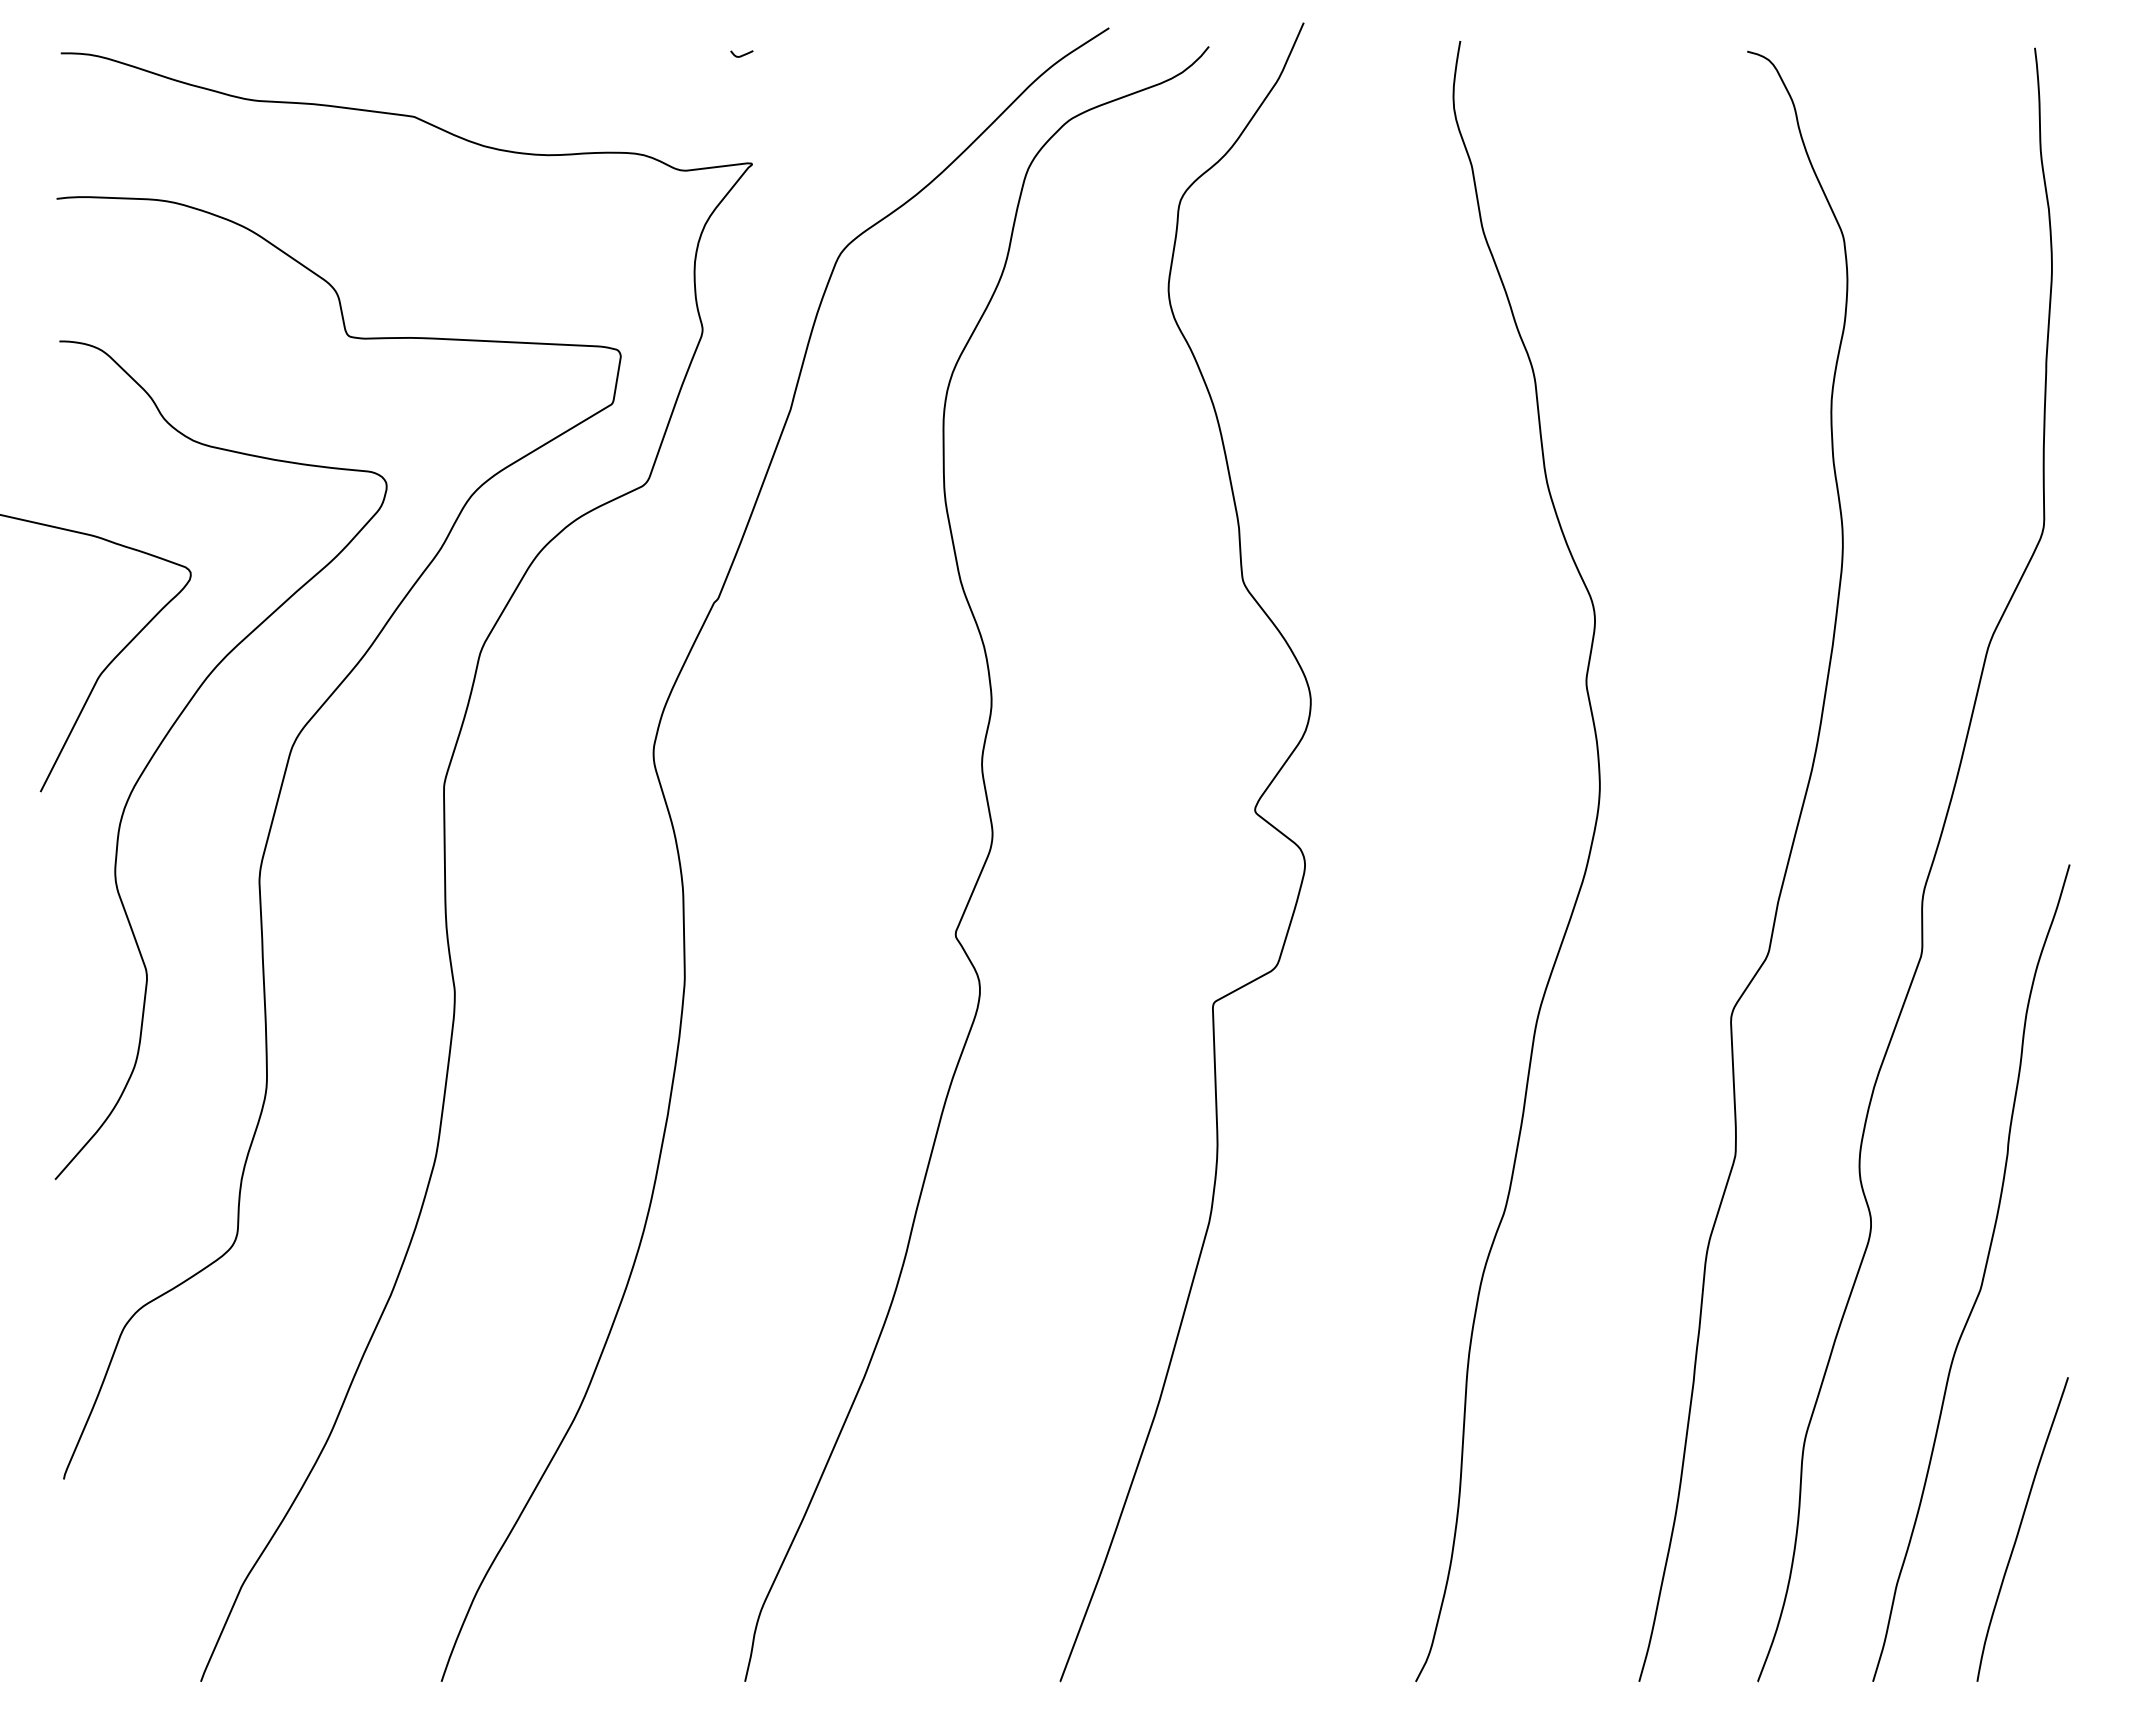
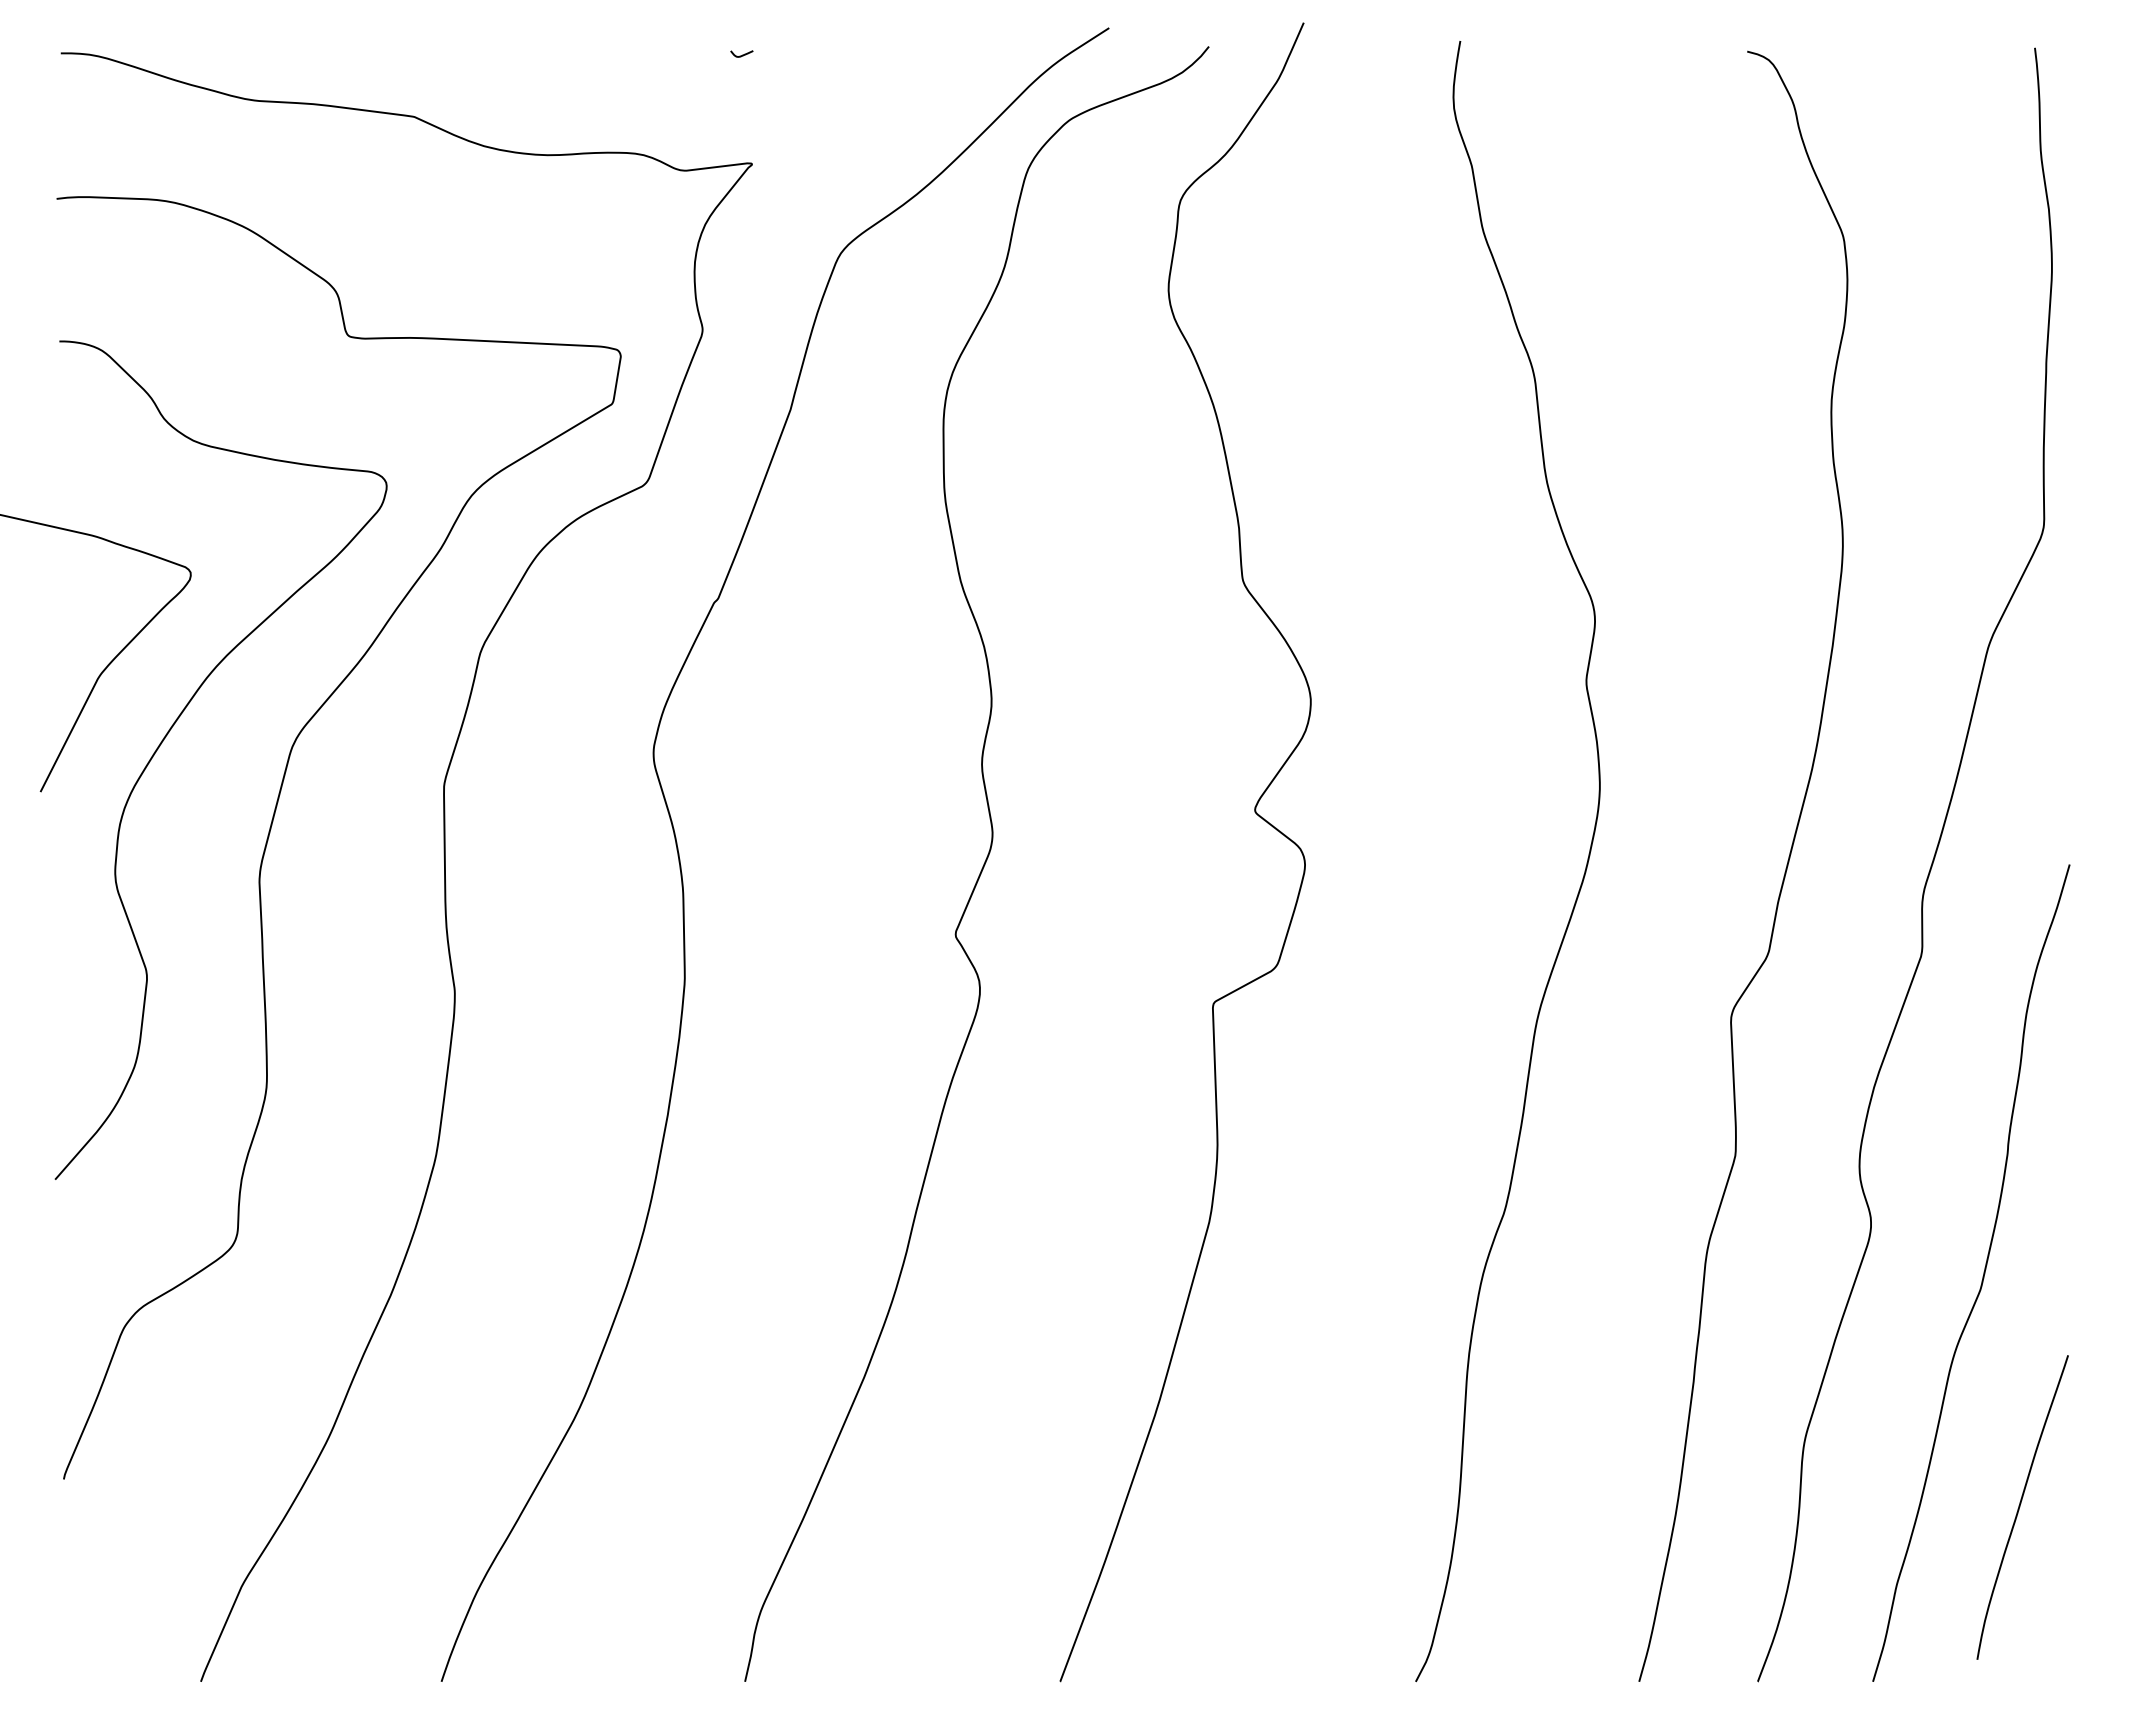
curve position: (2020, 1529) -> (2020, 1507) (2020, 1507)
